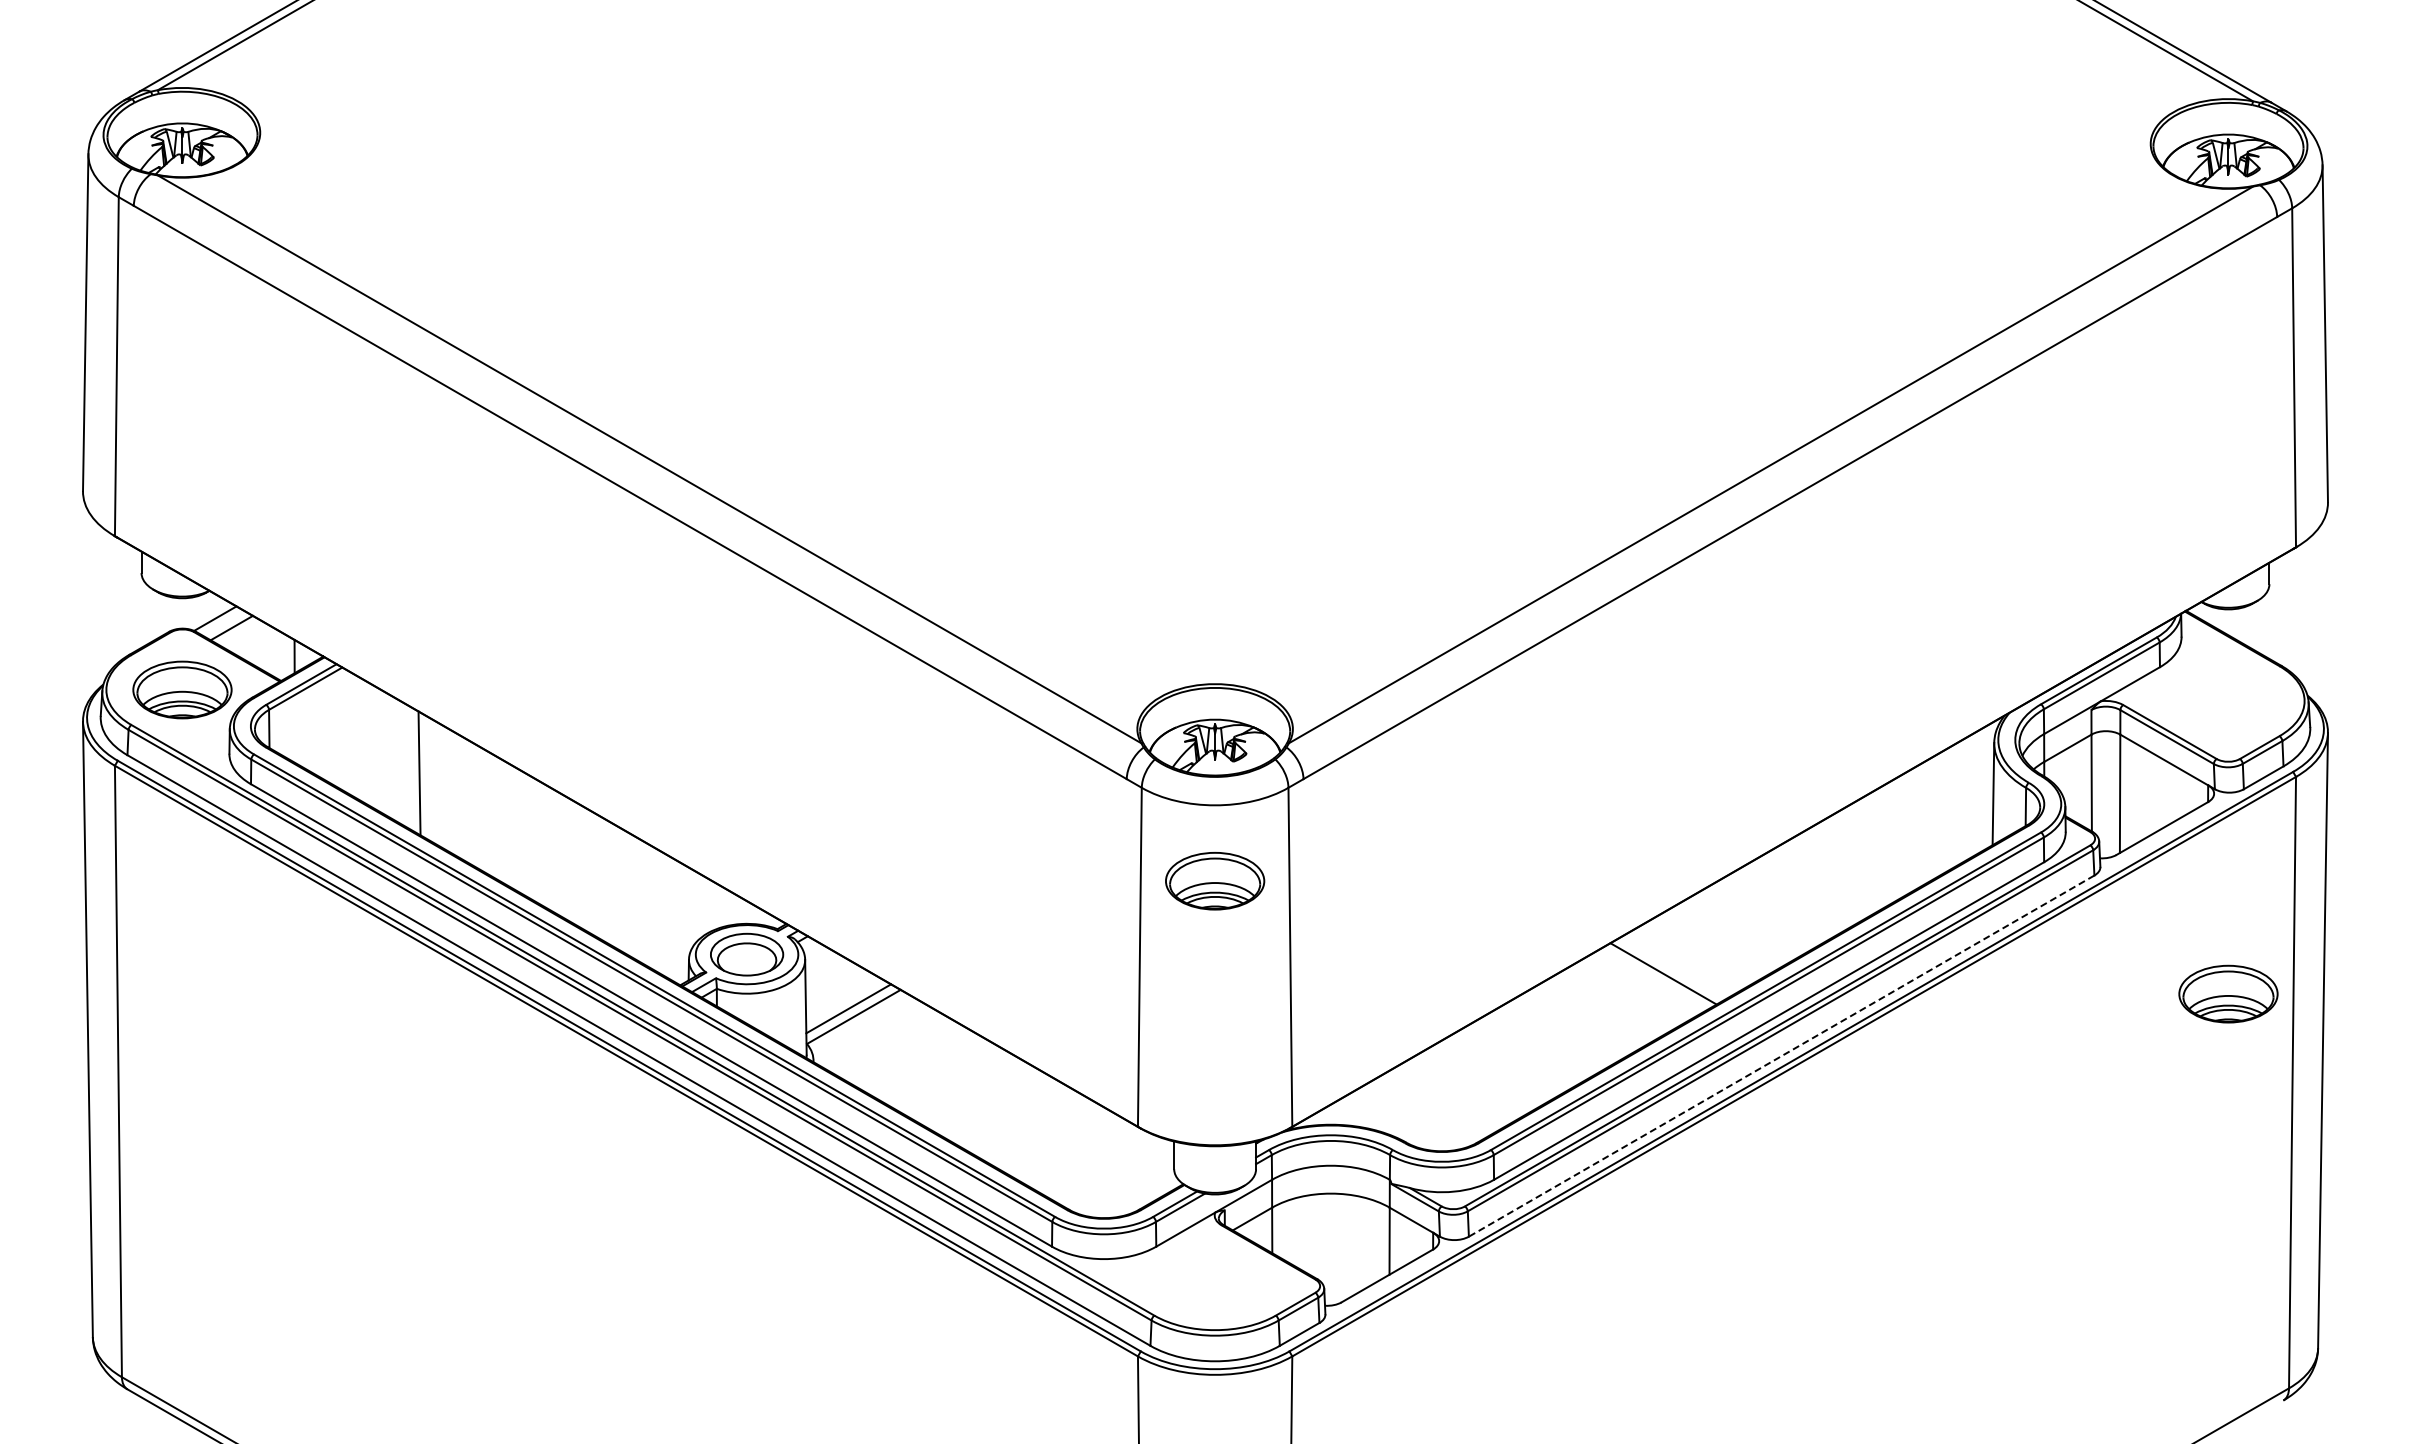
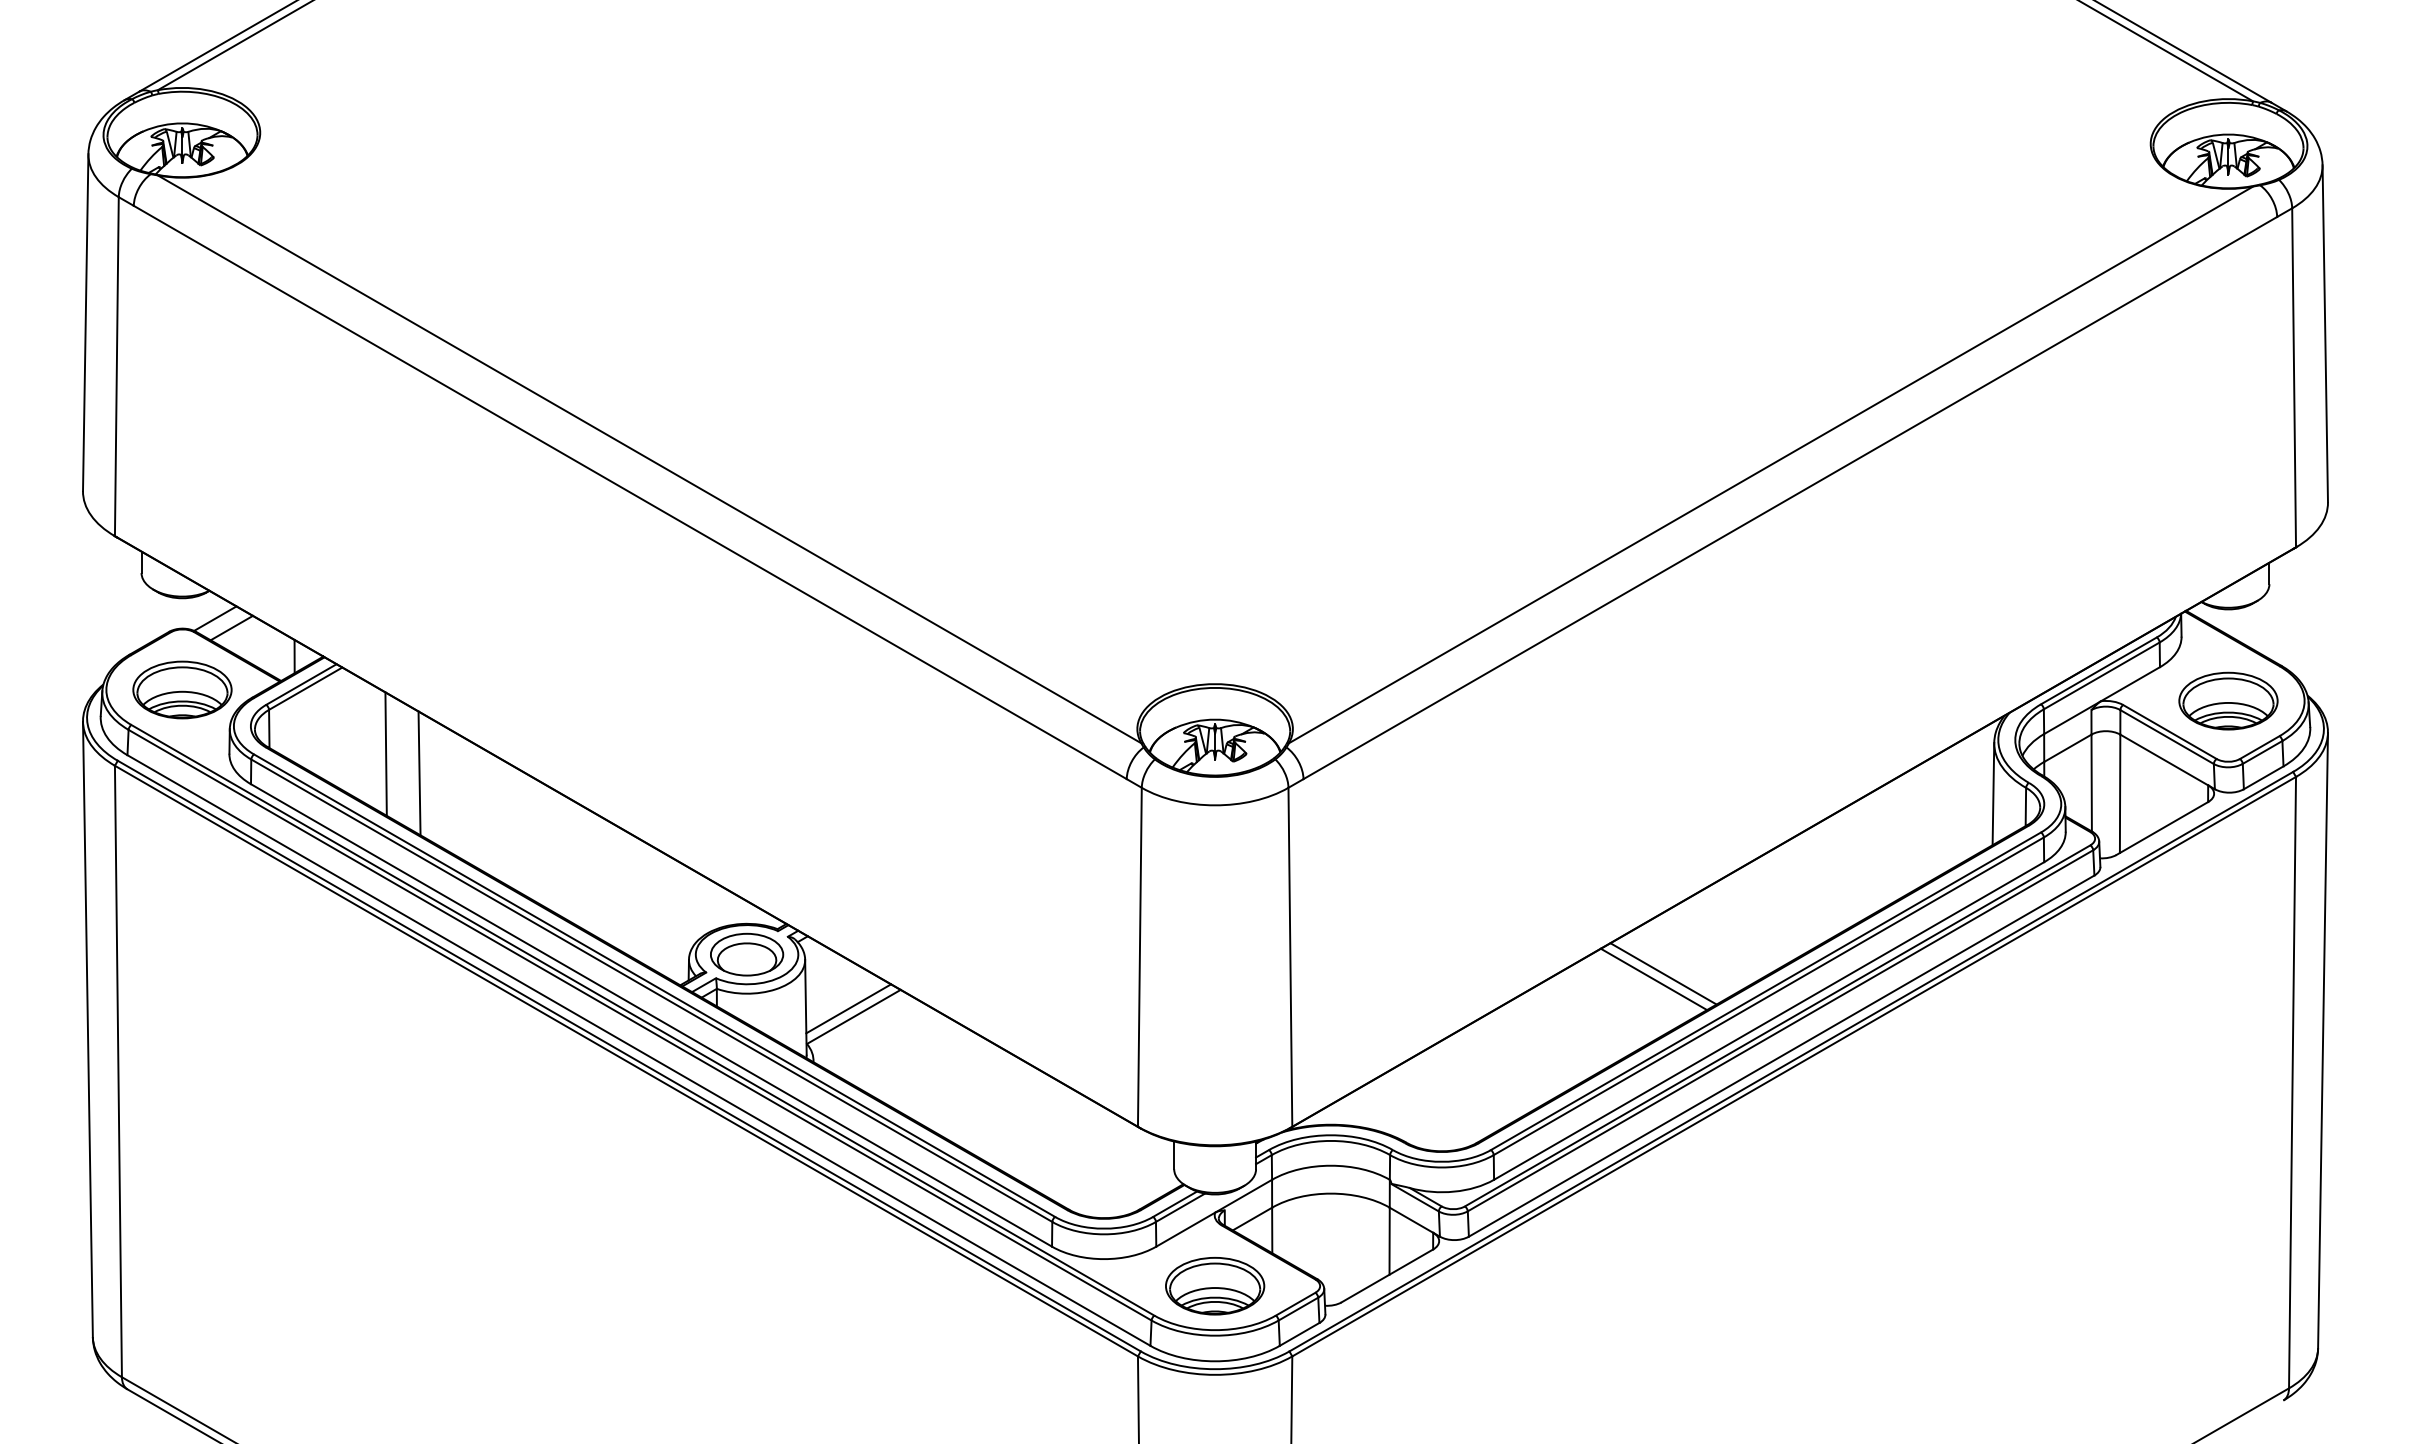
line: none -> present (385, 753)
part position: (1215, 881) -> (1215, 1286) (1215, 1286)
line: none -> present (1653, 979)
part position: (2228, 993) -> (2228, 700) (2228, 700)
line: dashed -> solid (1781, 1056)
